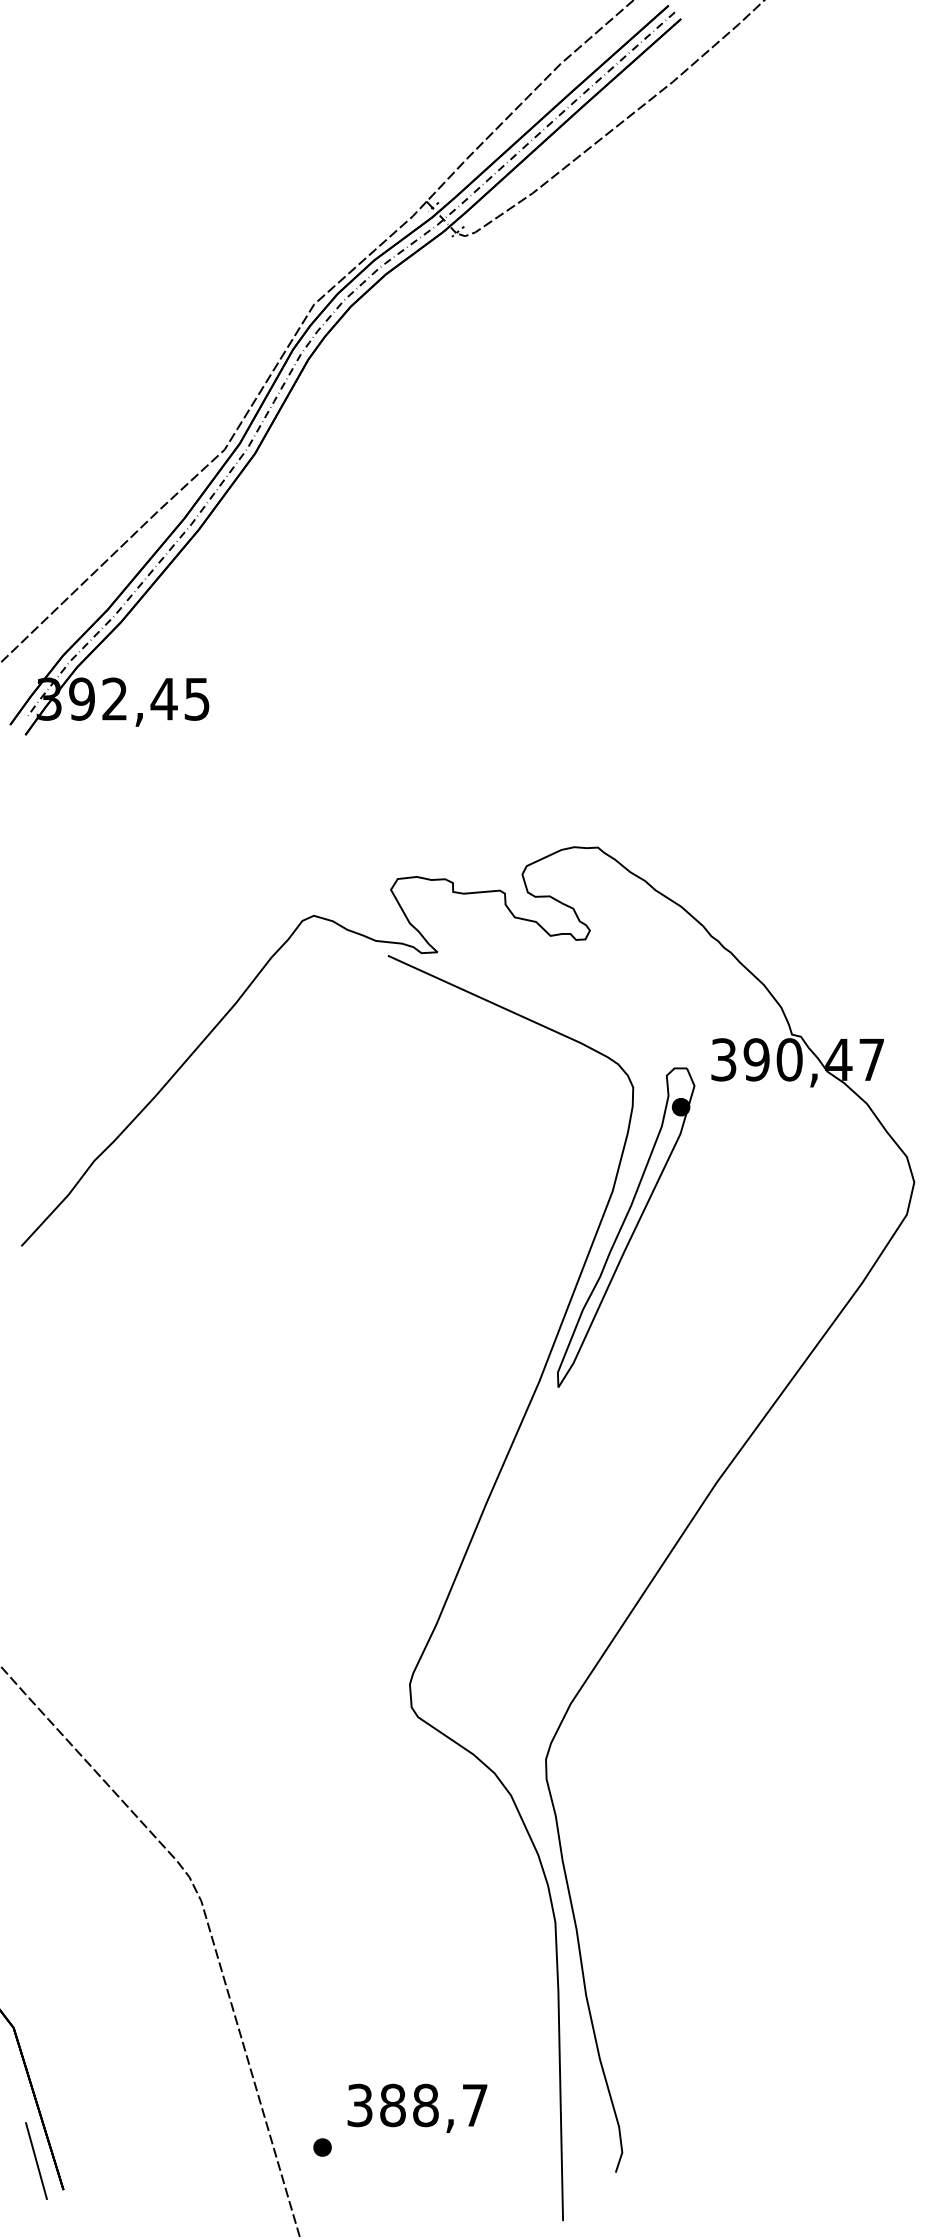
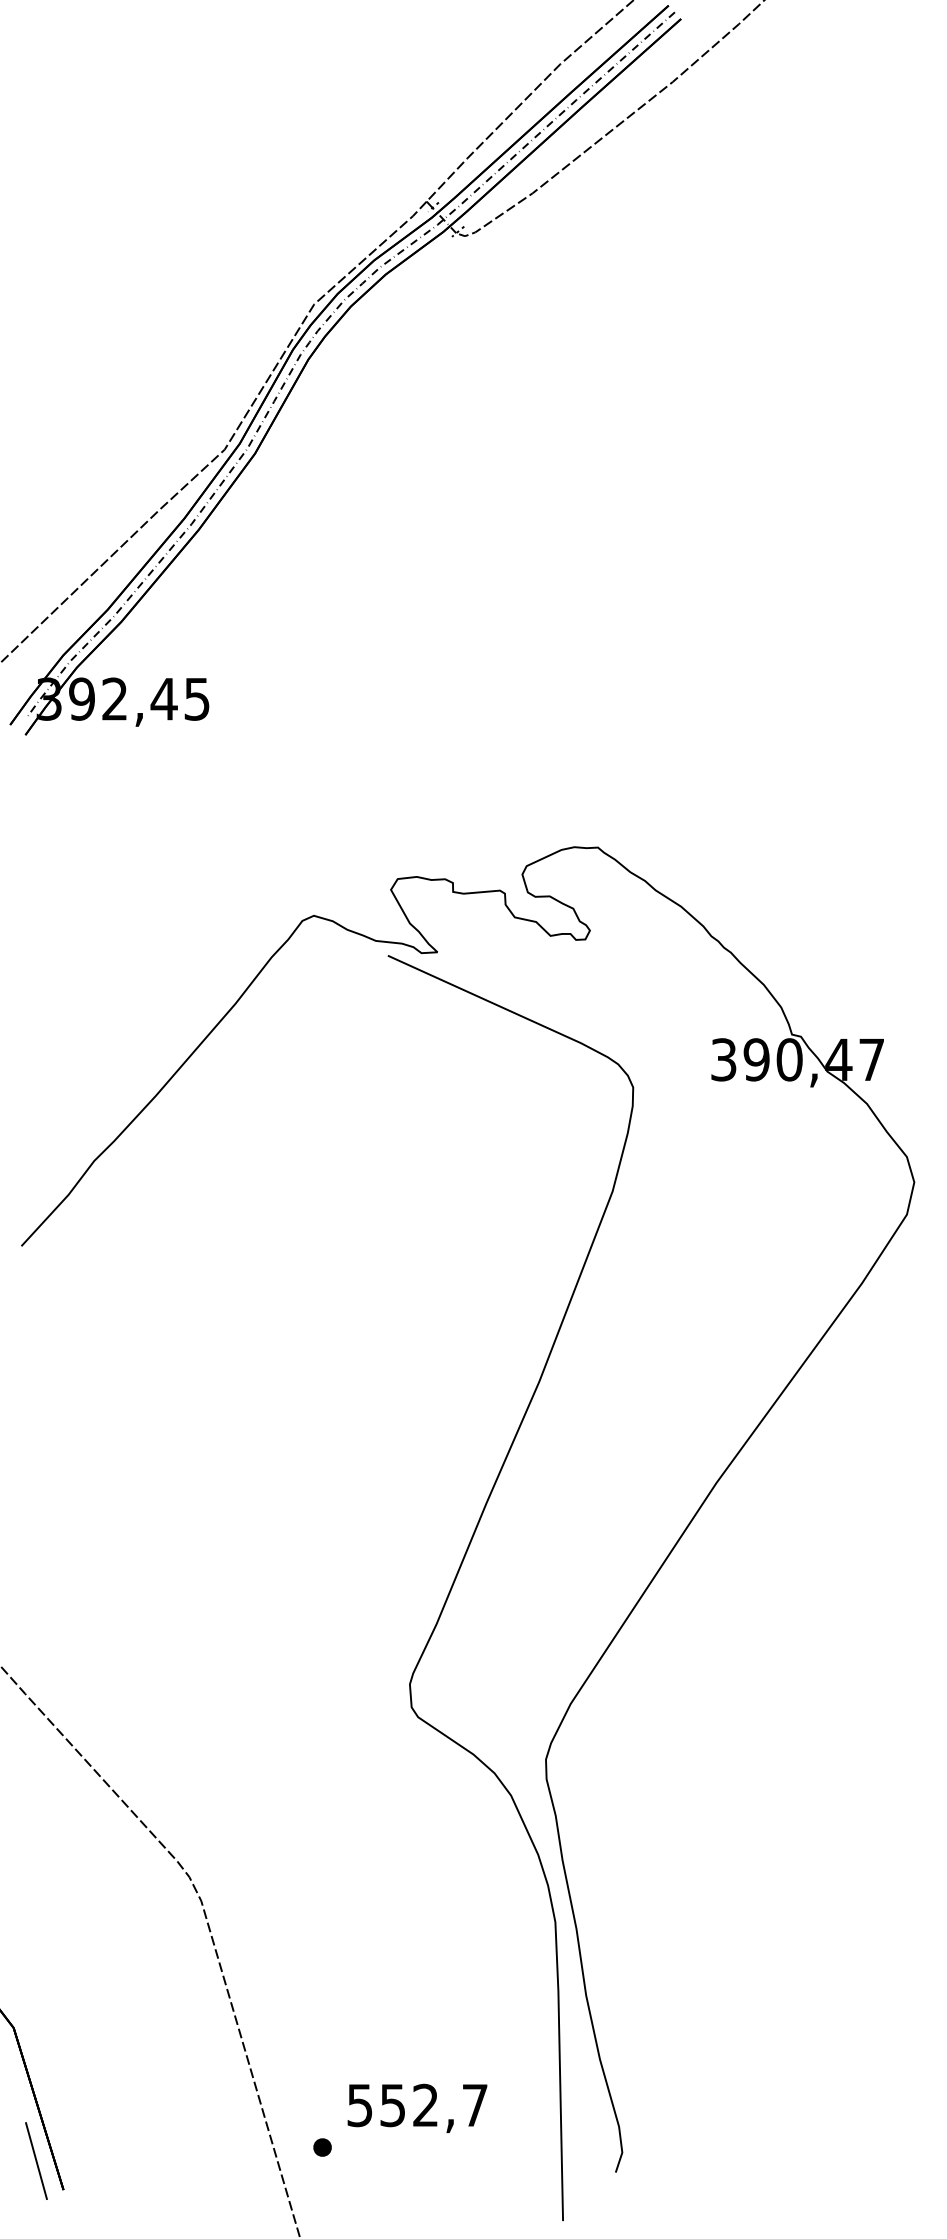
part: present -> none (626, 1227)
text: 388,7 -> 552,7 (393, 2105)
